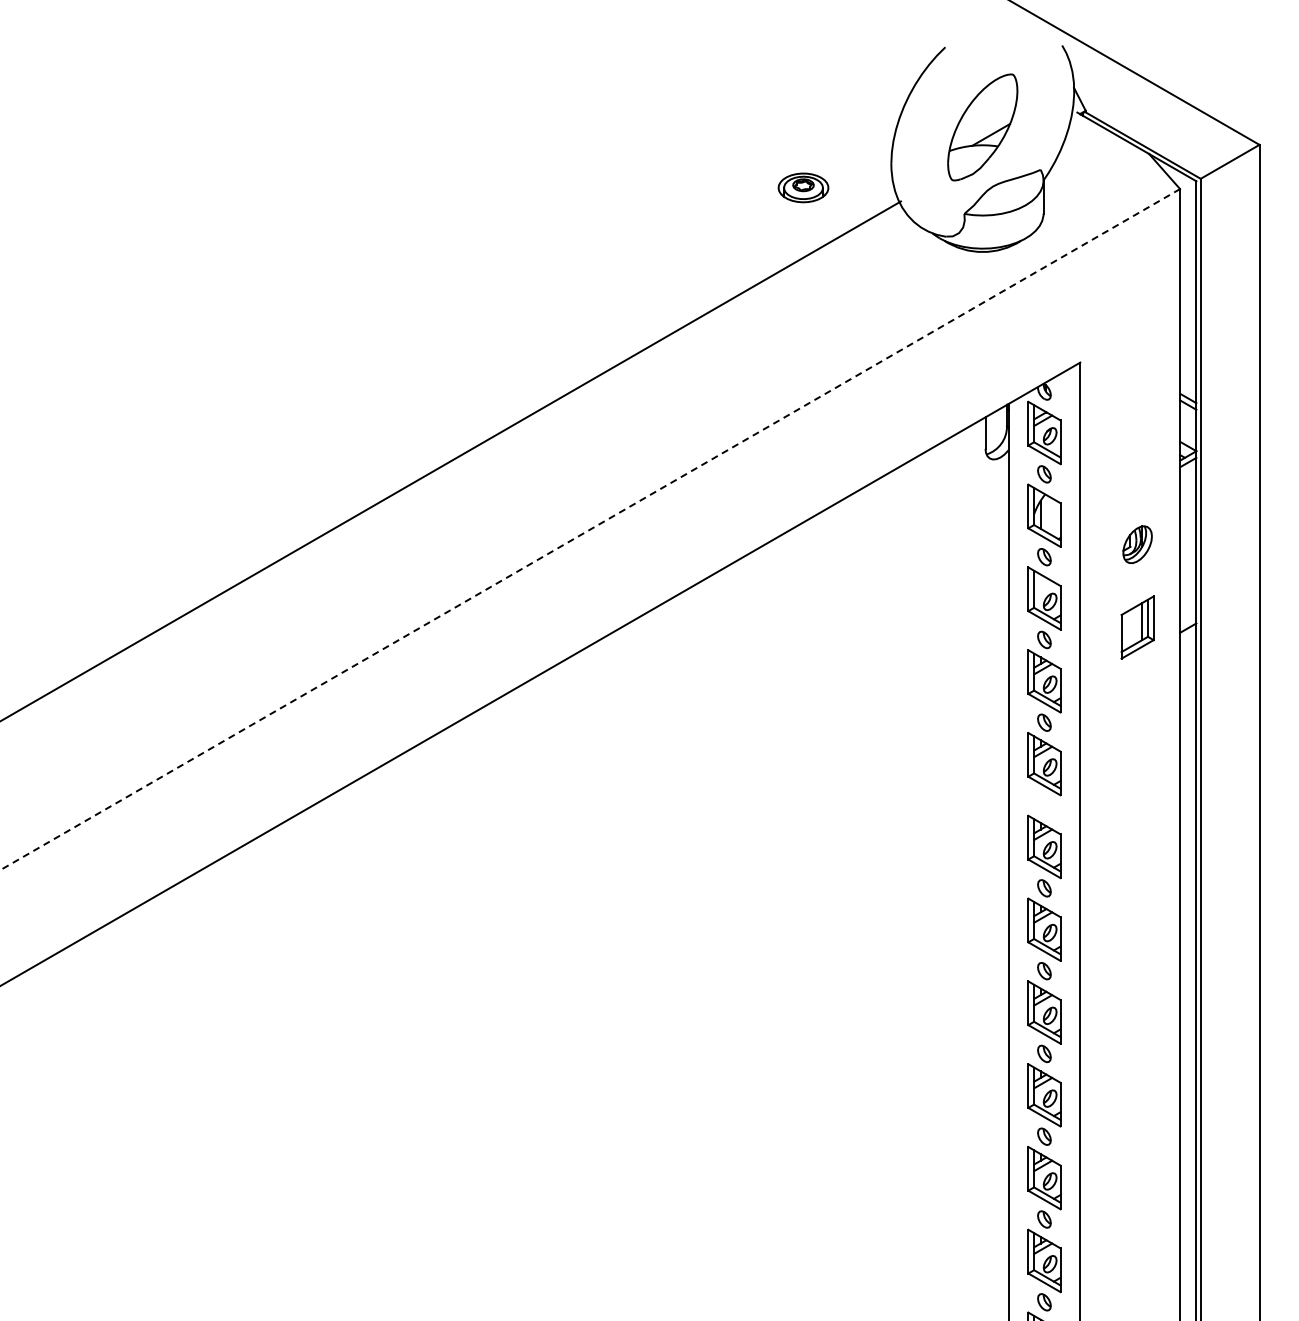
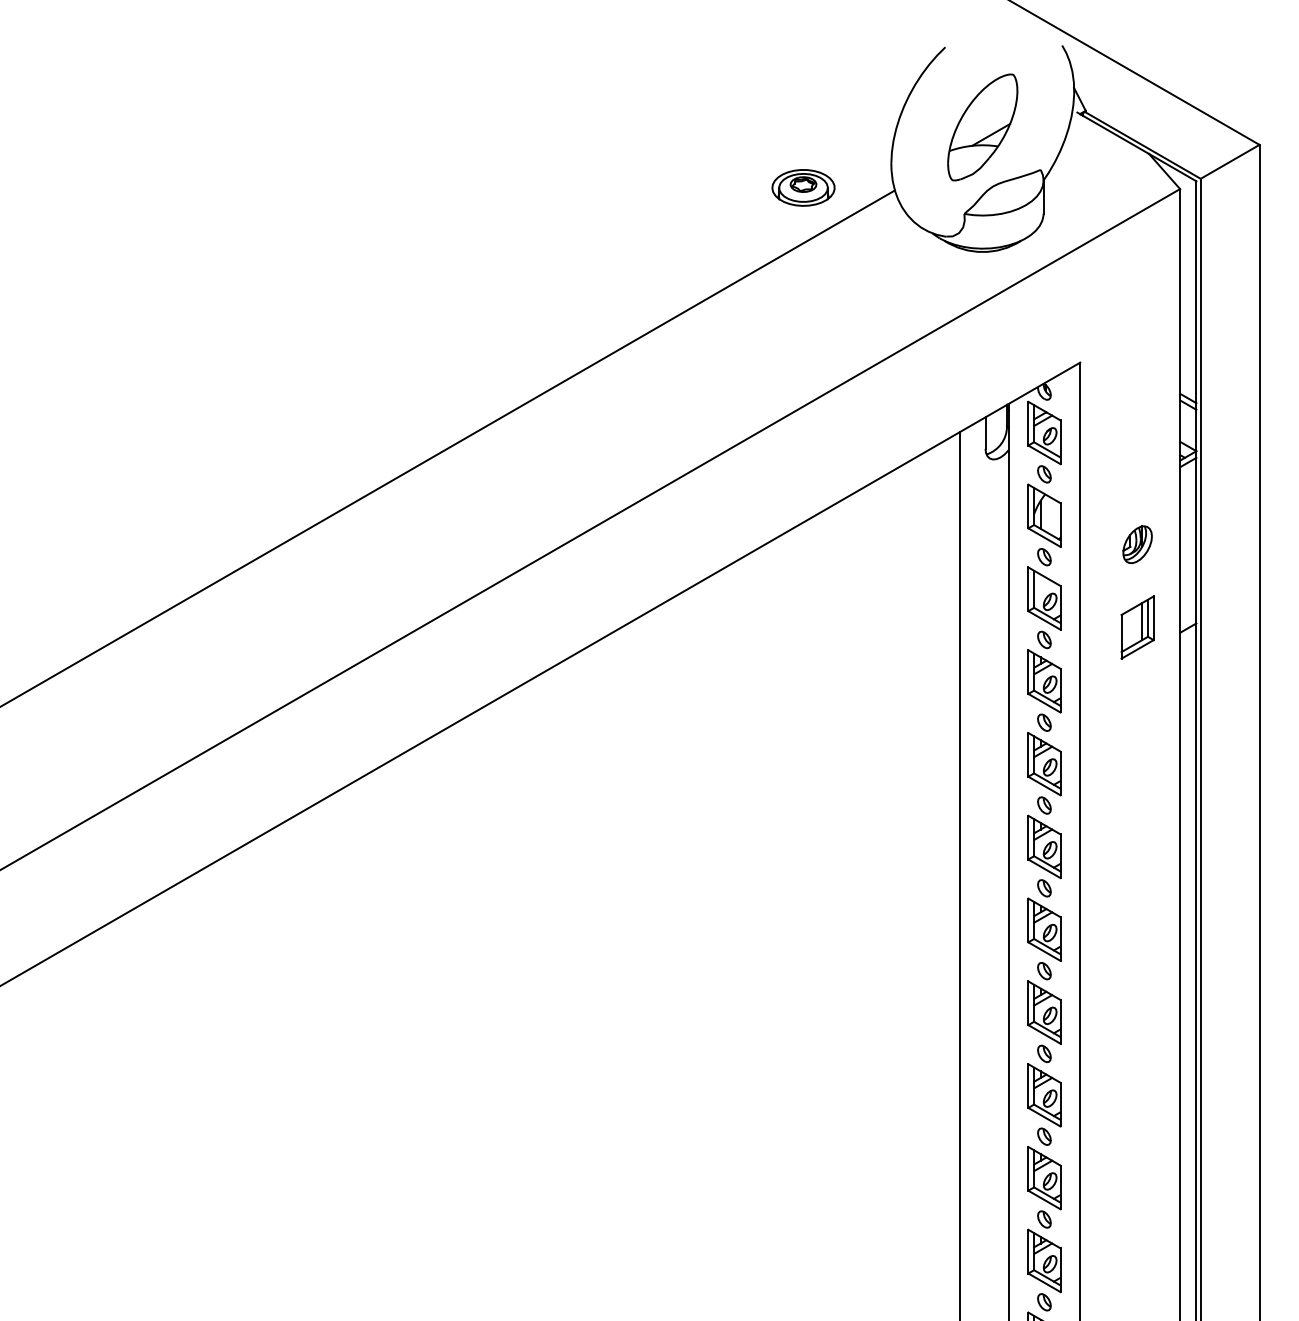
part size: 53x32 px -> 65x38 px (803, 187)
line position: (451, 460) -> (448, 447) (448, 447)
line: dashed -> solid (590, 529)
part: none -> present (1044, 805)
line: none -> present (960, 874)
